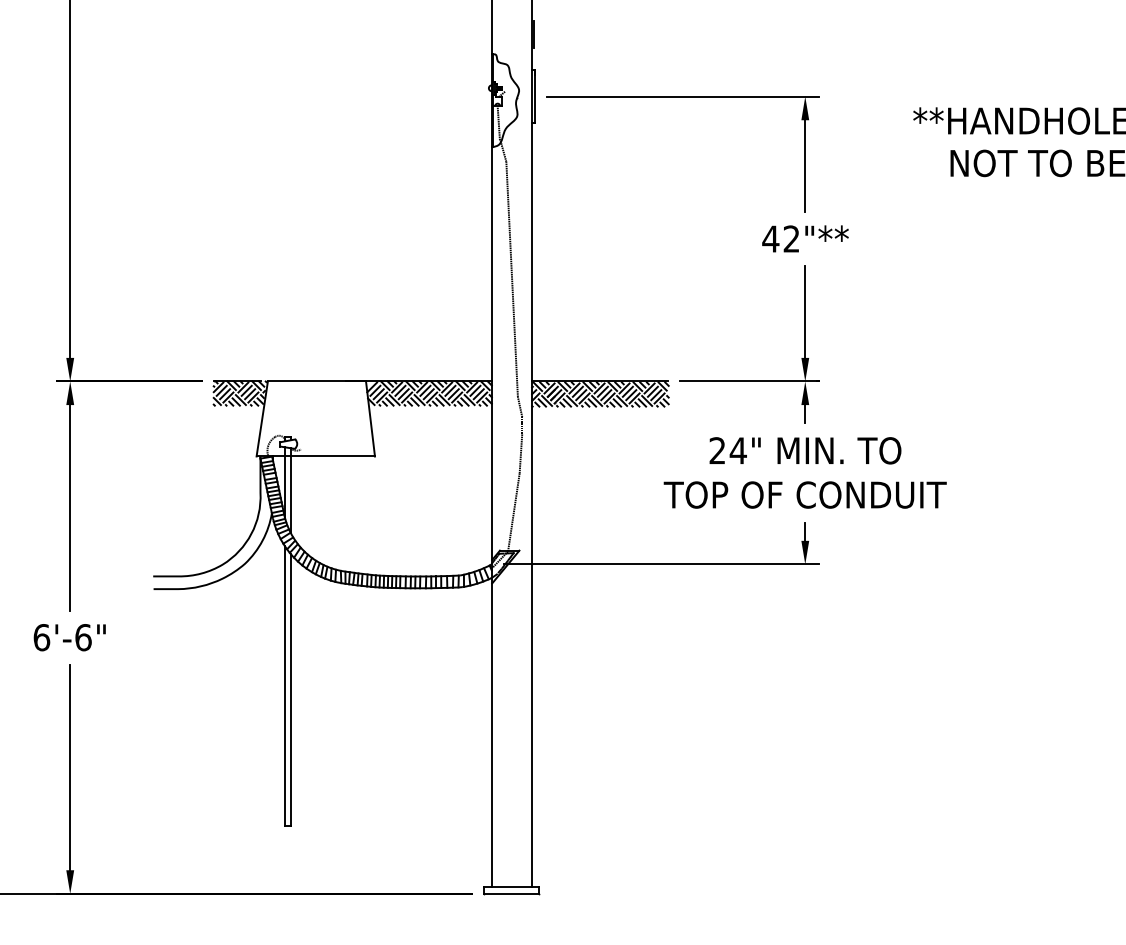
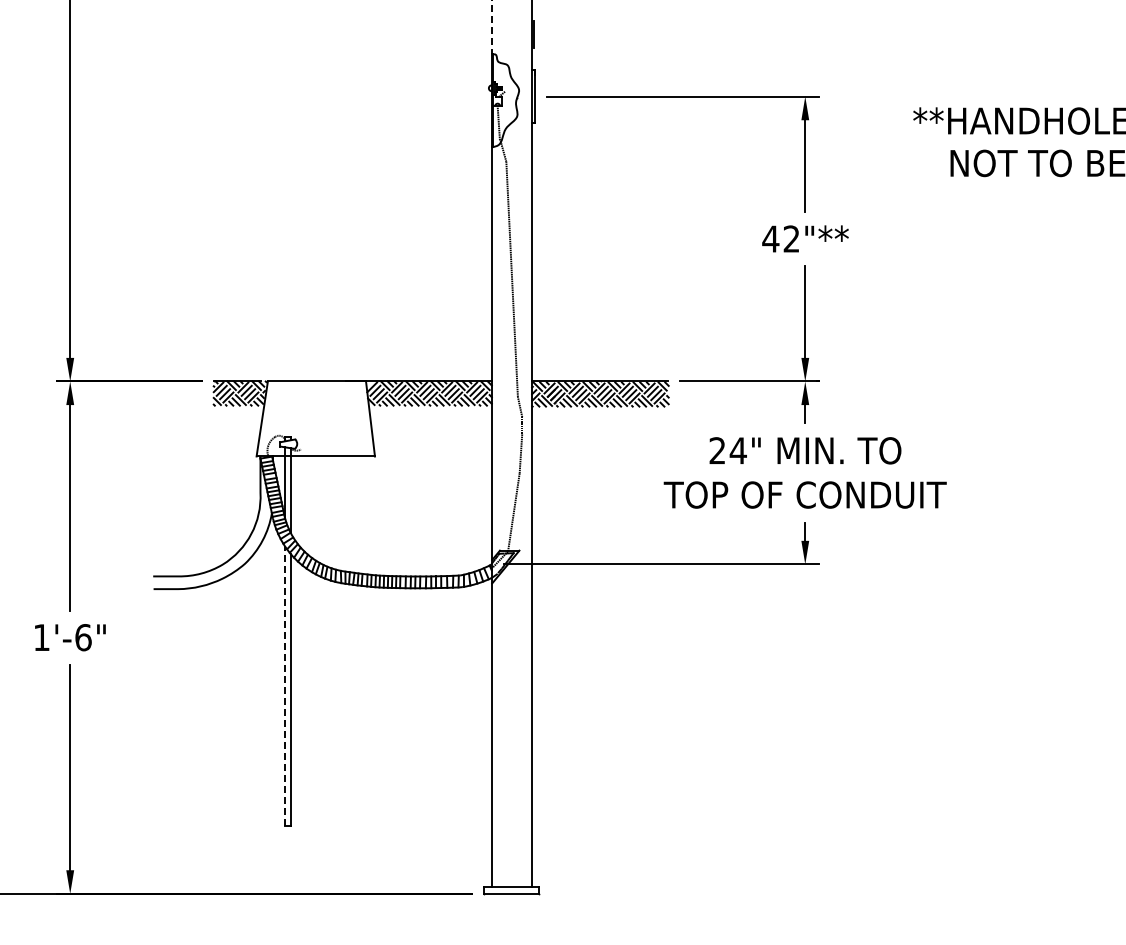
line: solid -> dashed (491, 27)
text: 6'-6" -> 1'-6" (41, 637)
line: solid -> dashed (285, 686)
